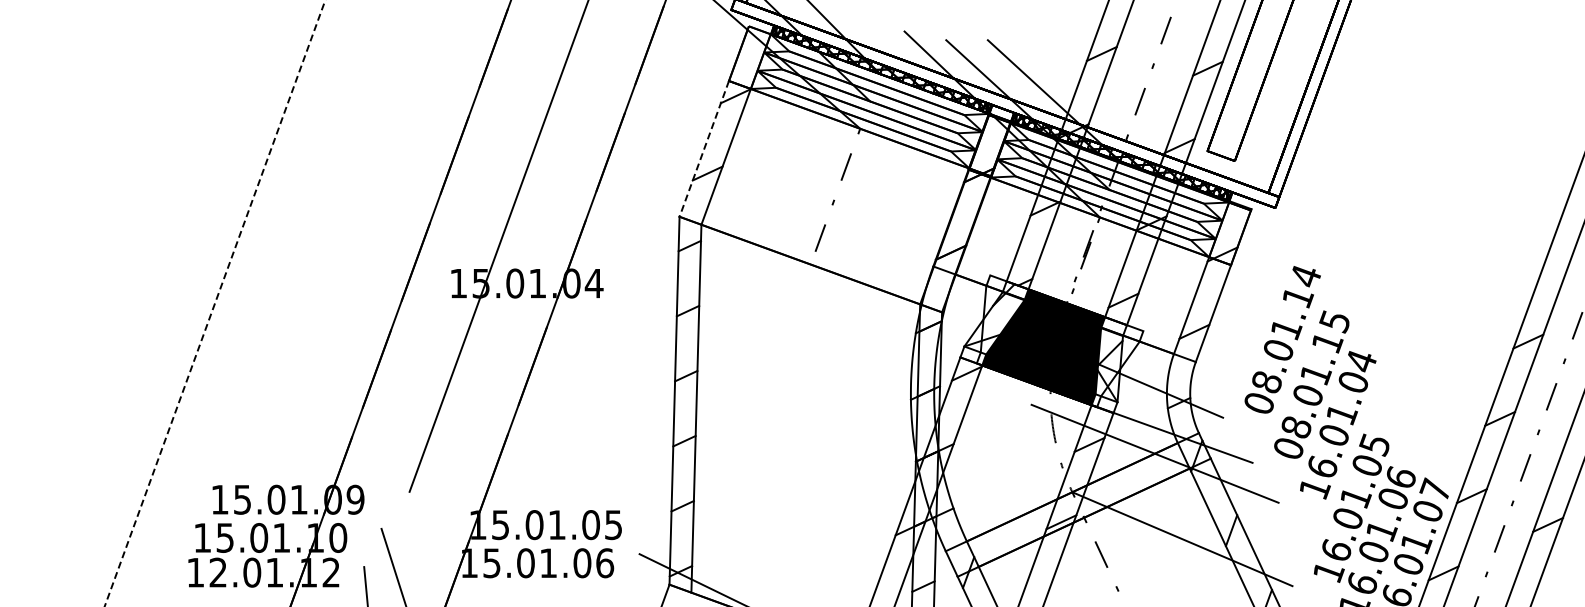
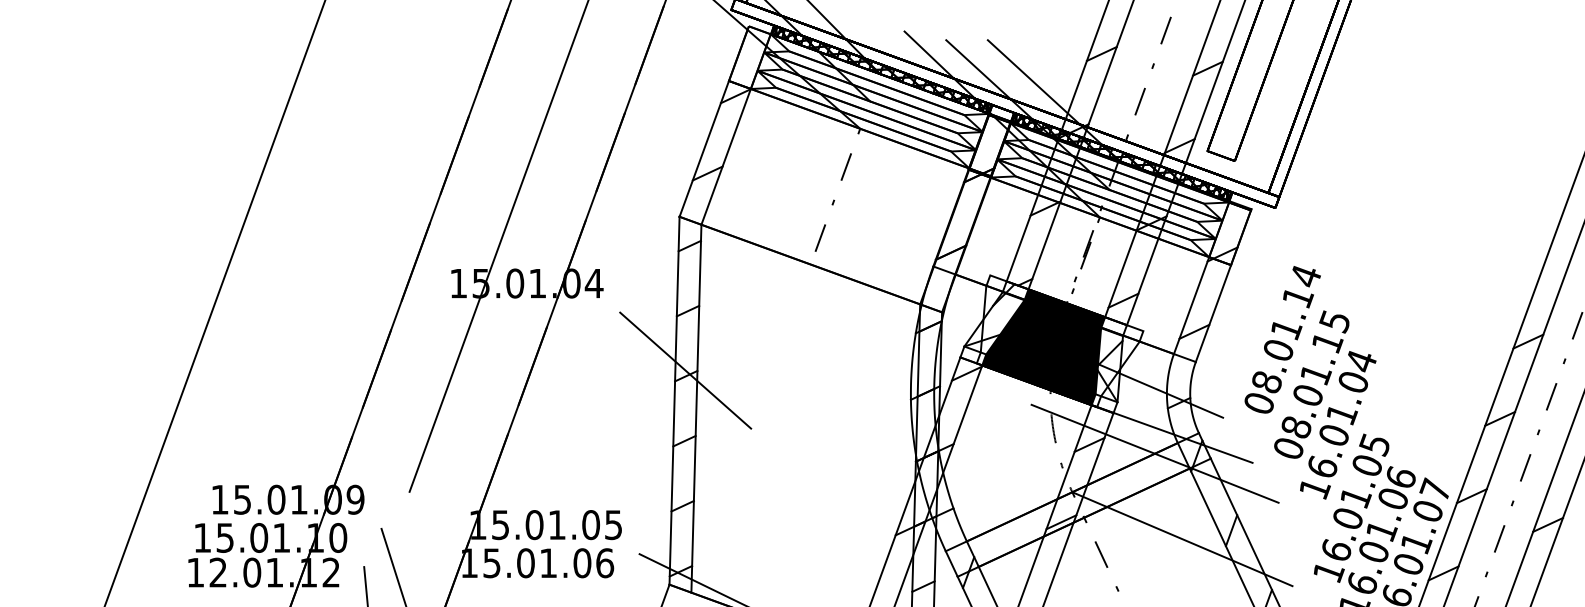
line: dashed -> solid (704, 149)
line: dashed -> solid (214, 303)
line: none -> present (685, 370)
